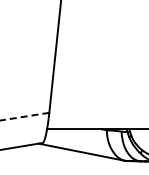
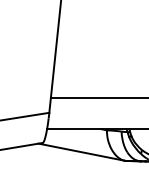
line: none -> present (97, 97)
line: dashed -> solid (24, 116)
